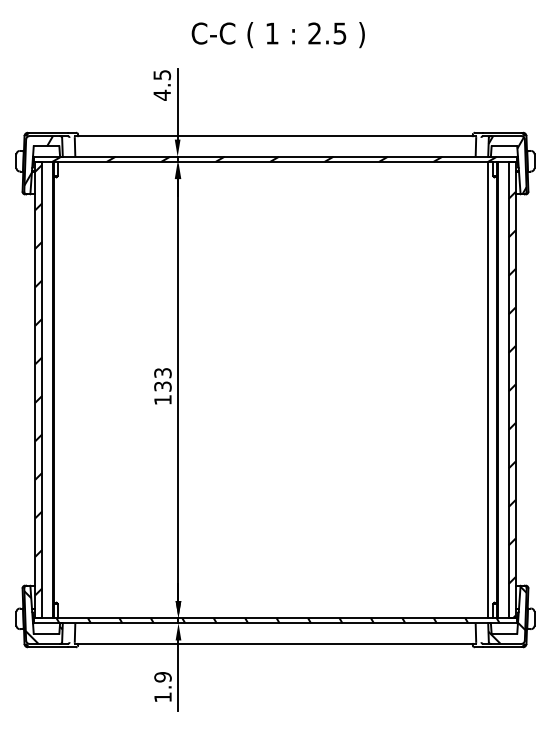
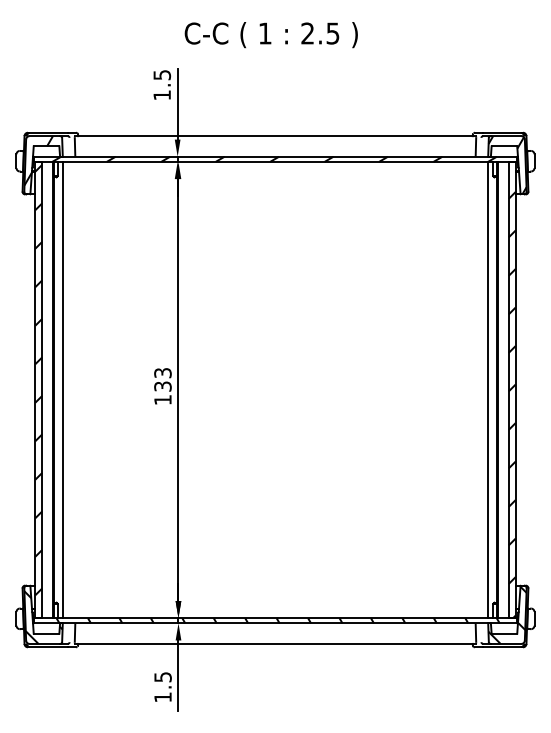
text position: (277, 35) -> (270, 35) (270, 35)
text: 4.5 -> 1.5 (161, 94)
line: none -> present (62, 389)
text: 1.9 -> 1.5 (162, 677)
